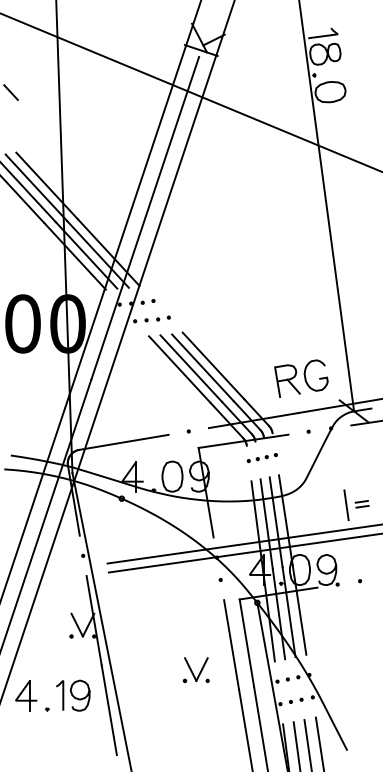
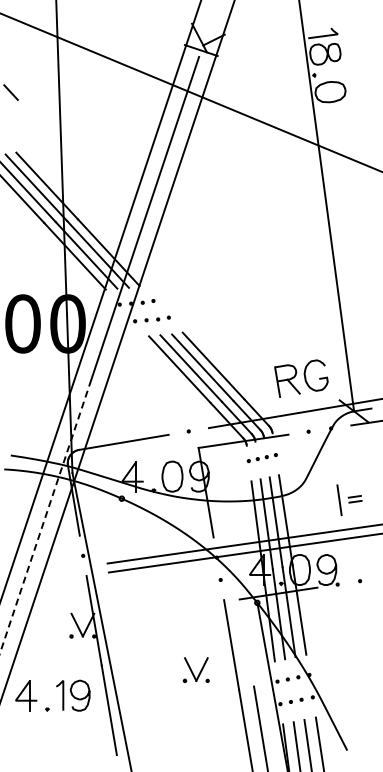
part position: (356, 504) -> (349, 499) (349, 499)
line: solid -> dashed (45, 516)
line: present -> none (246, 642)
